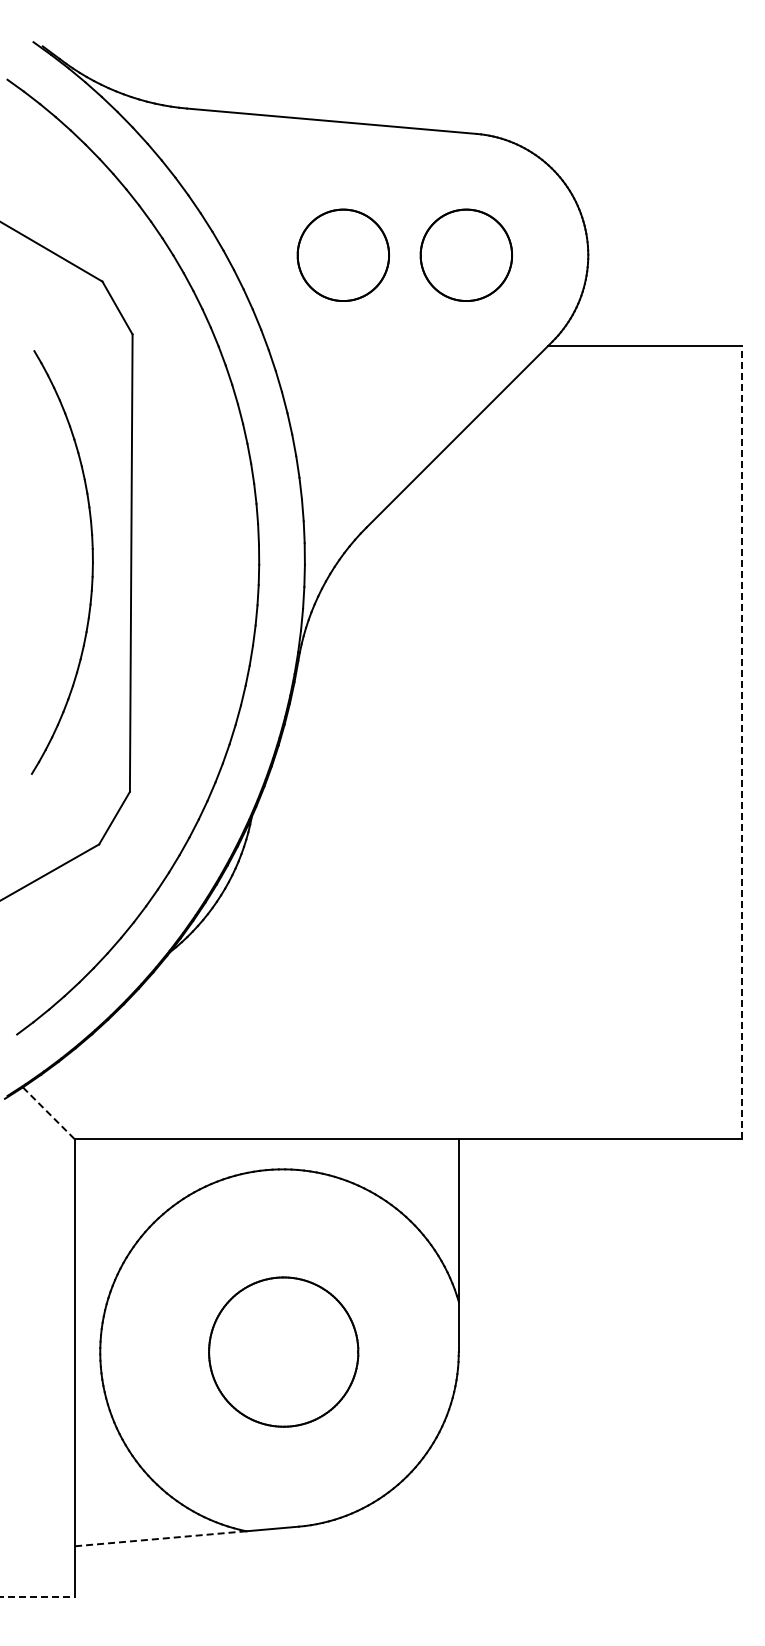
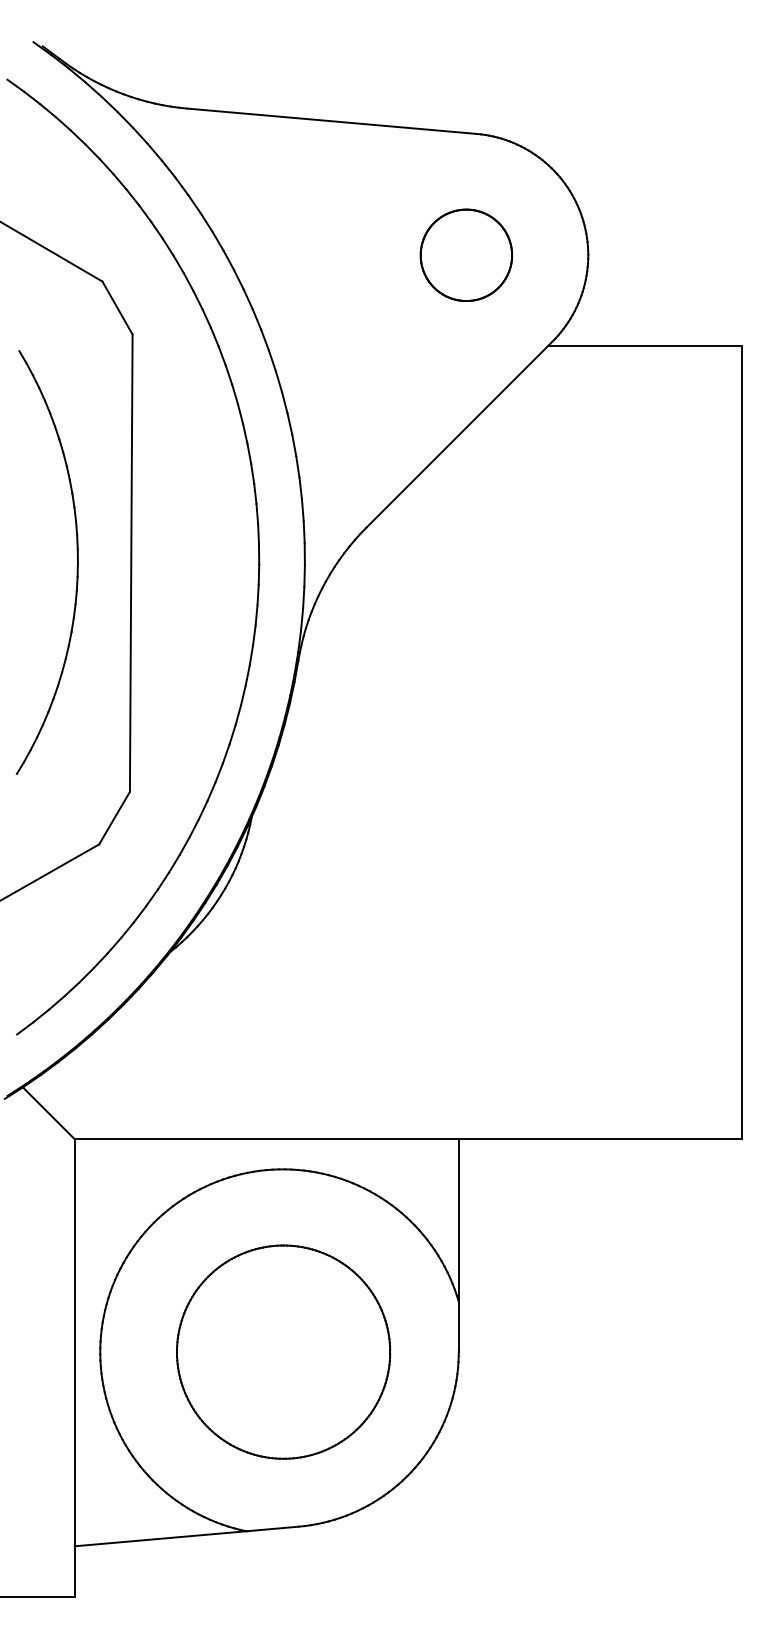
part: present -> none (342, 254)
part position: (91, 567) -> (76, 567) (76, 567)
line: dashed -> solid (741, 742)
line: dashed -> solid (48, 1113)
part size: 152x152 px -> 216x216 px (283, 1351)
line: dashed -> solid (160, 1538)
line: dashed -> solid (37, 1596)
